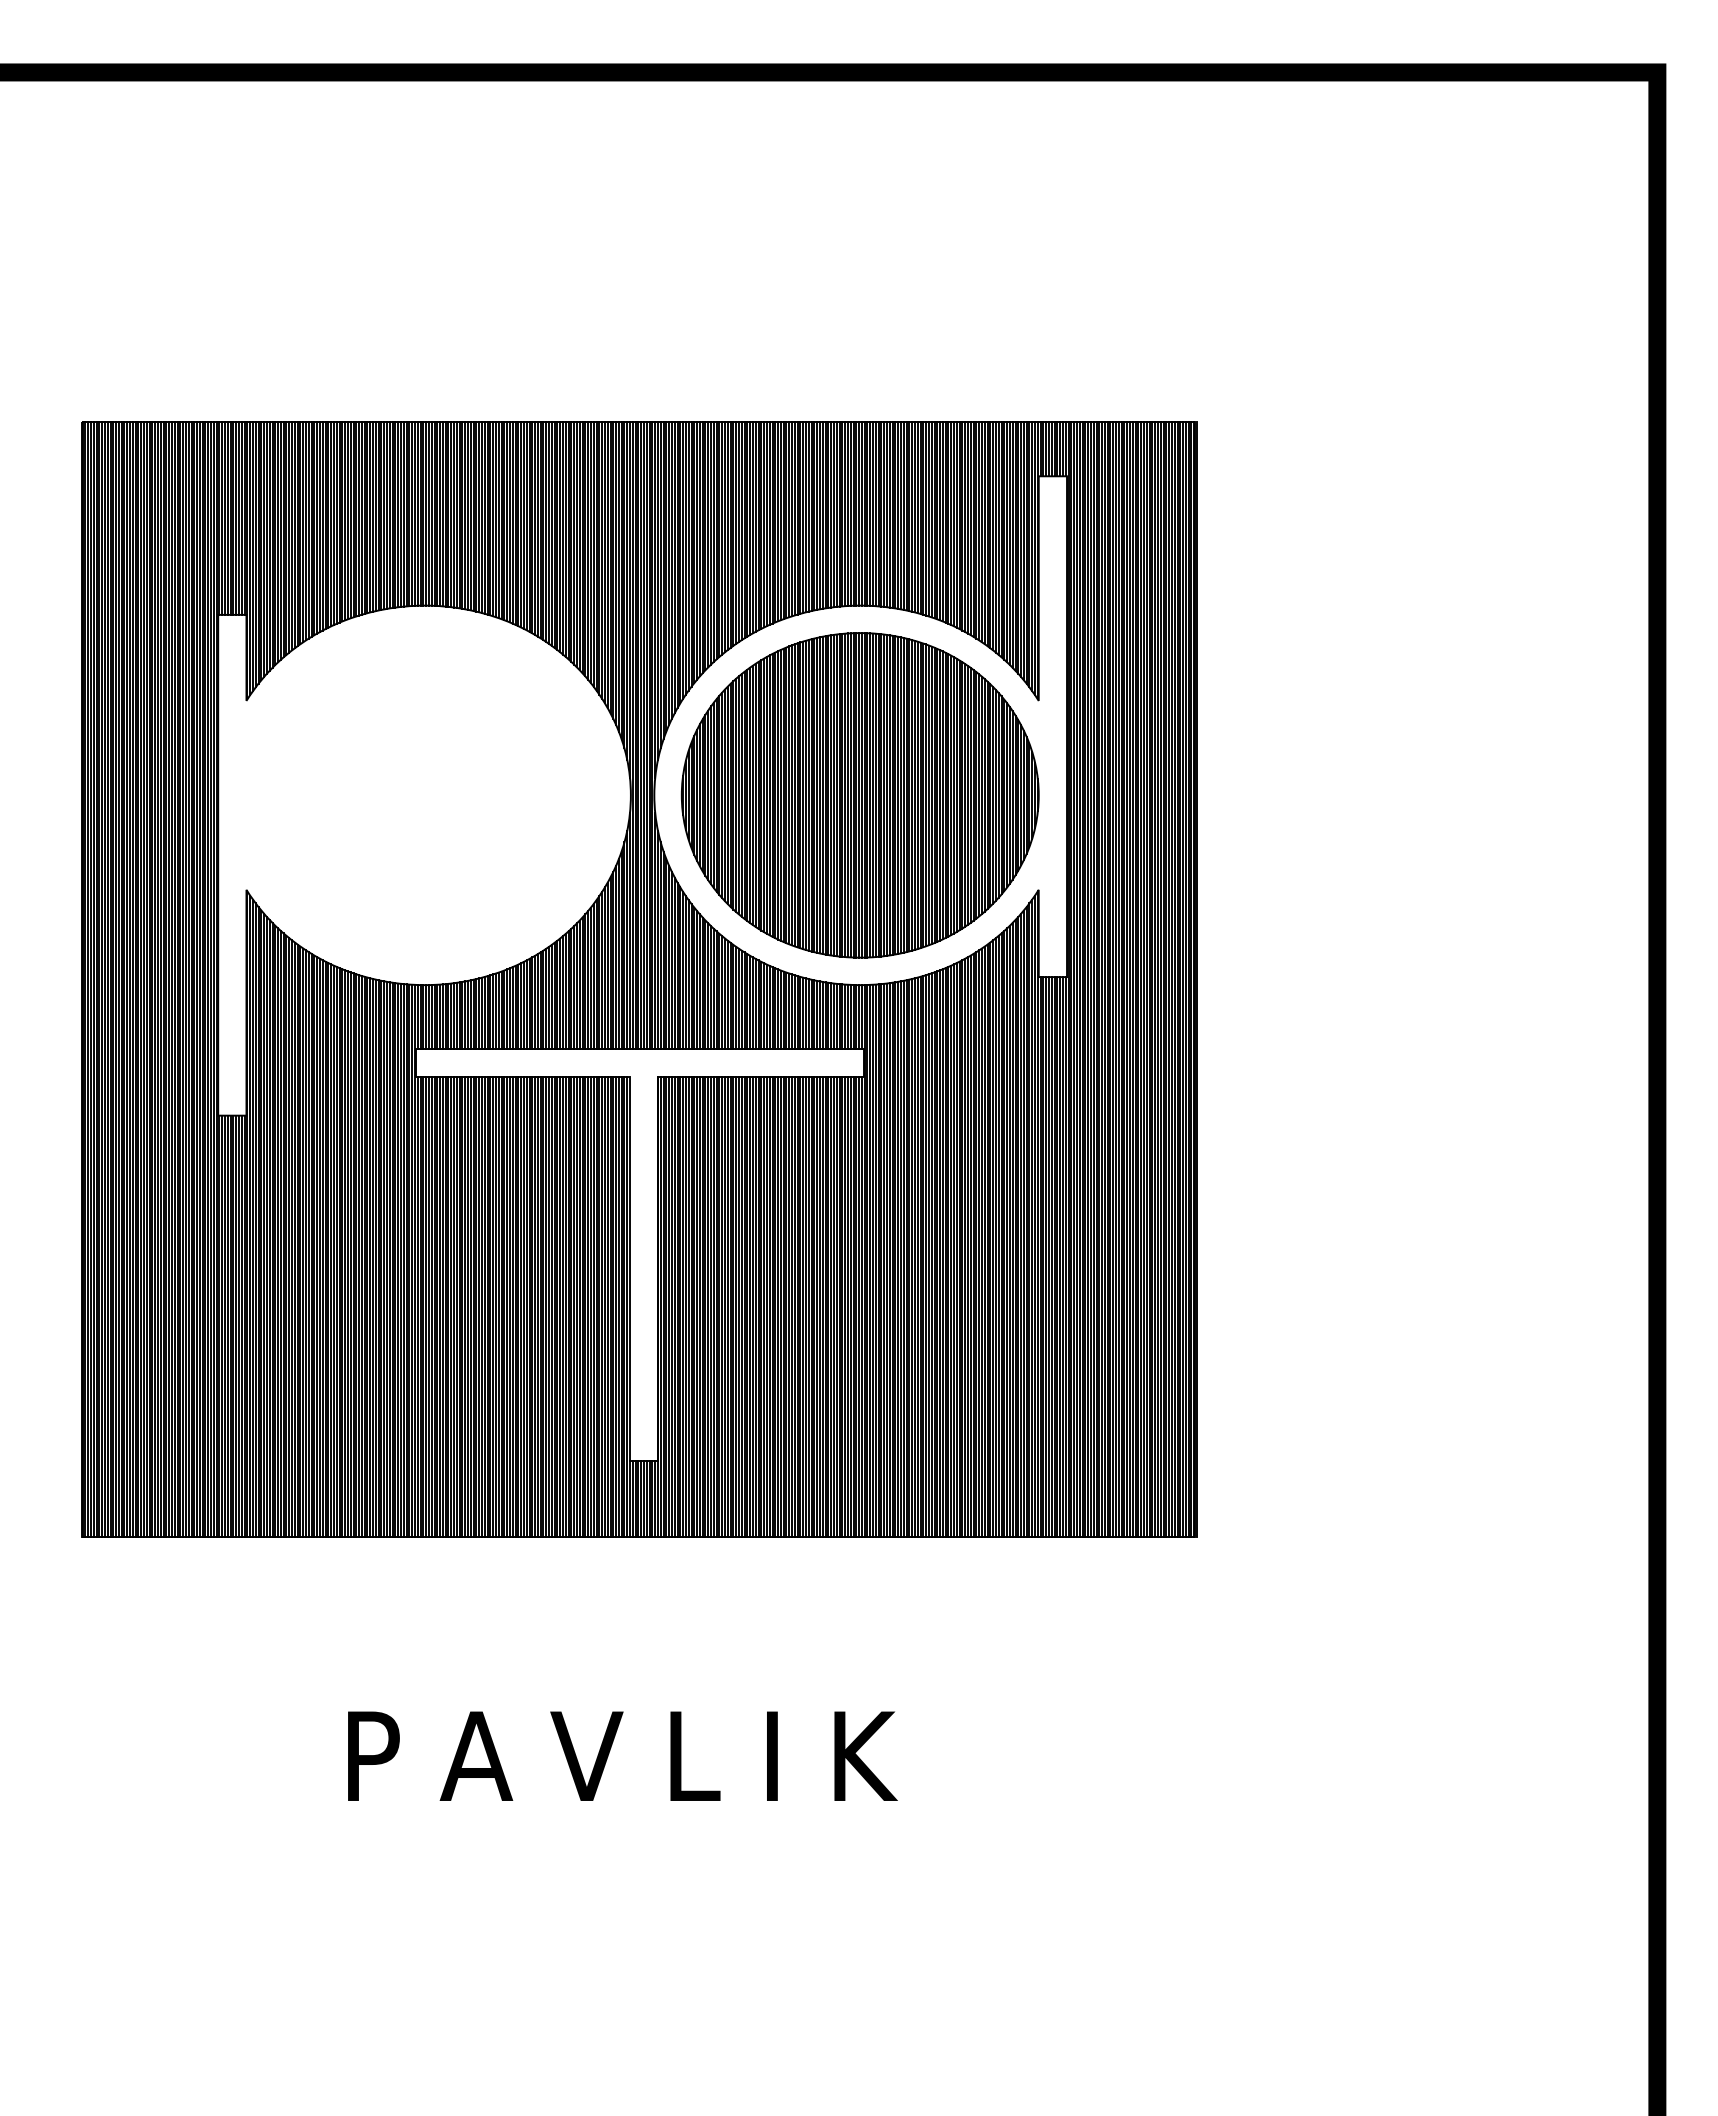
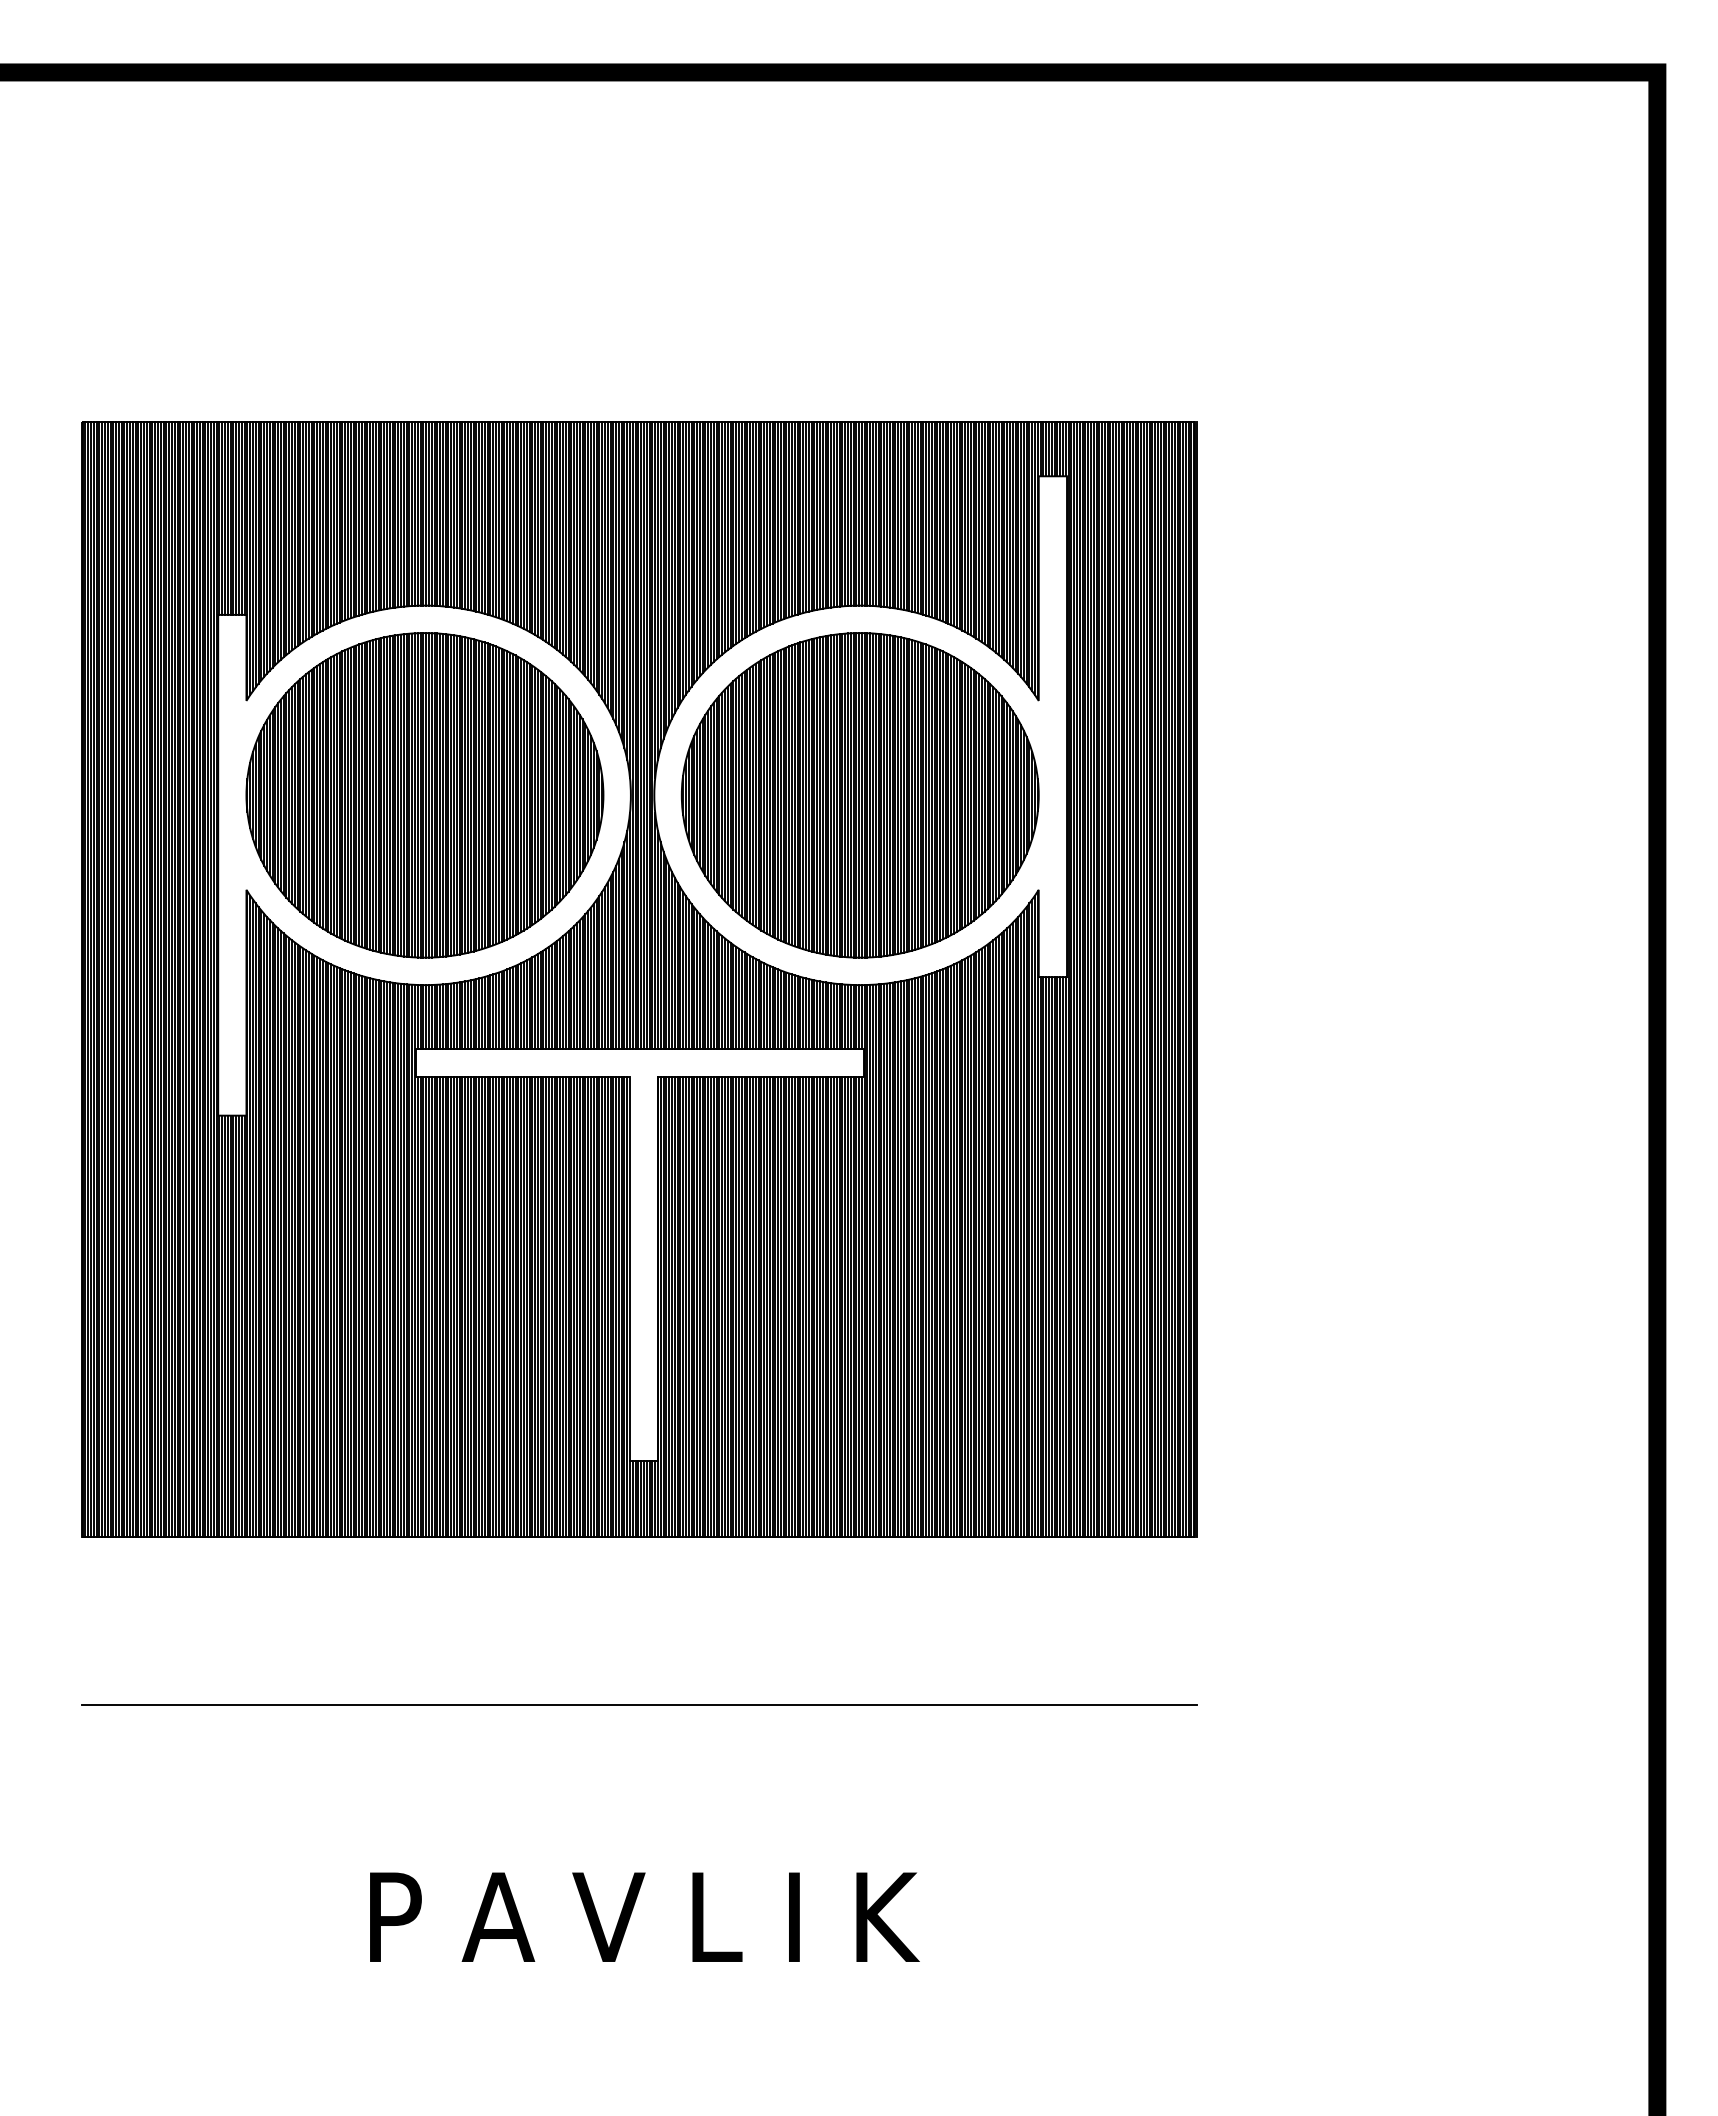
part: none -> present (424, 795)
line: none -> present (639, 1705)
text position: (622, 1755) -> (644, 1916) (644, 1916)
